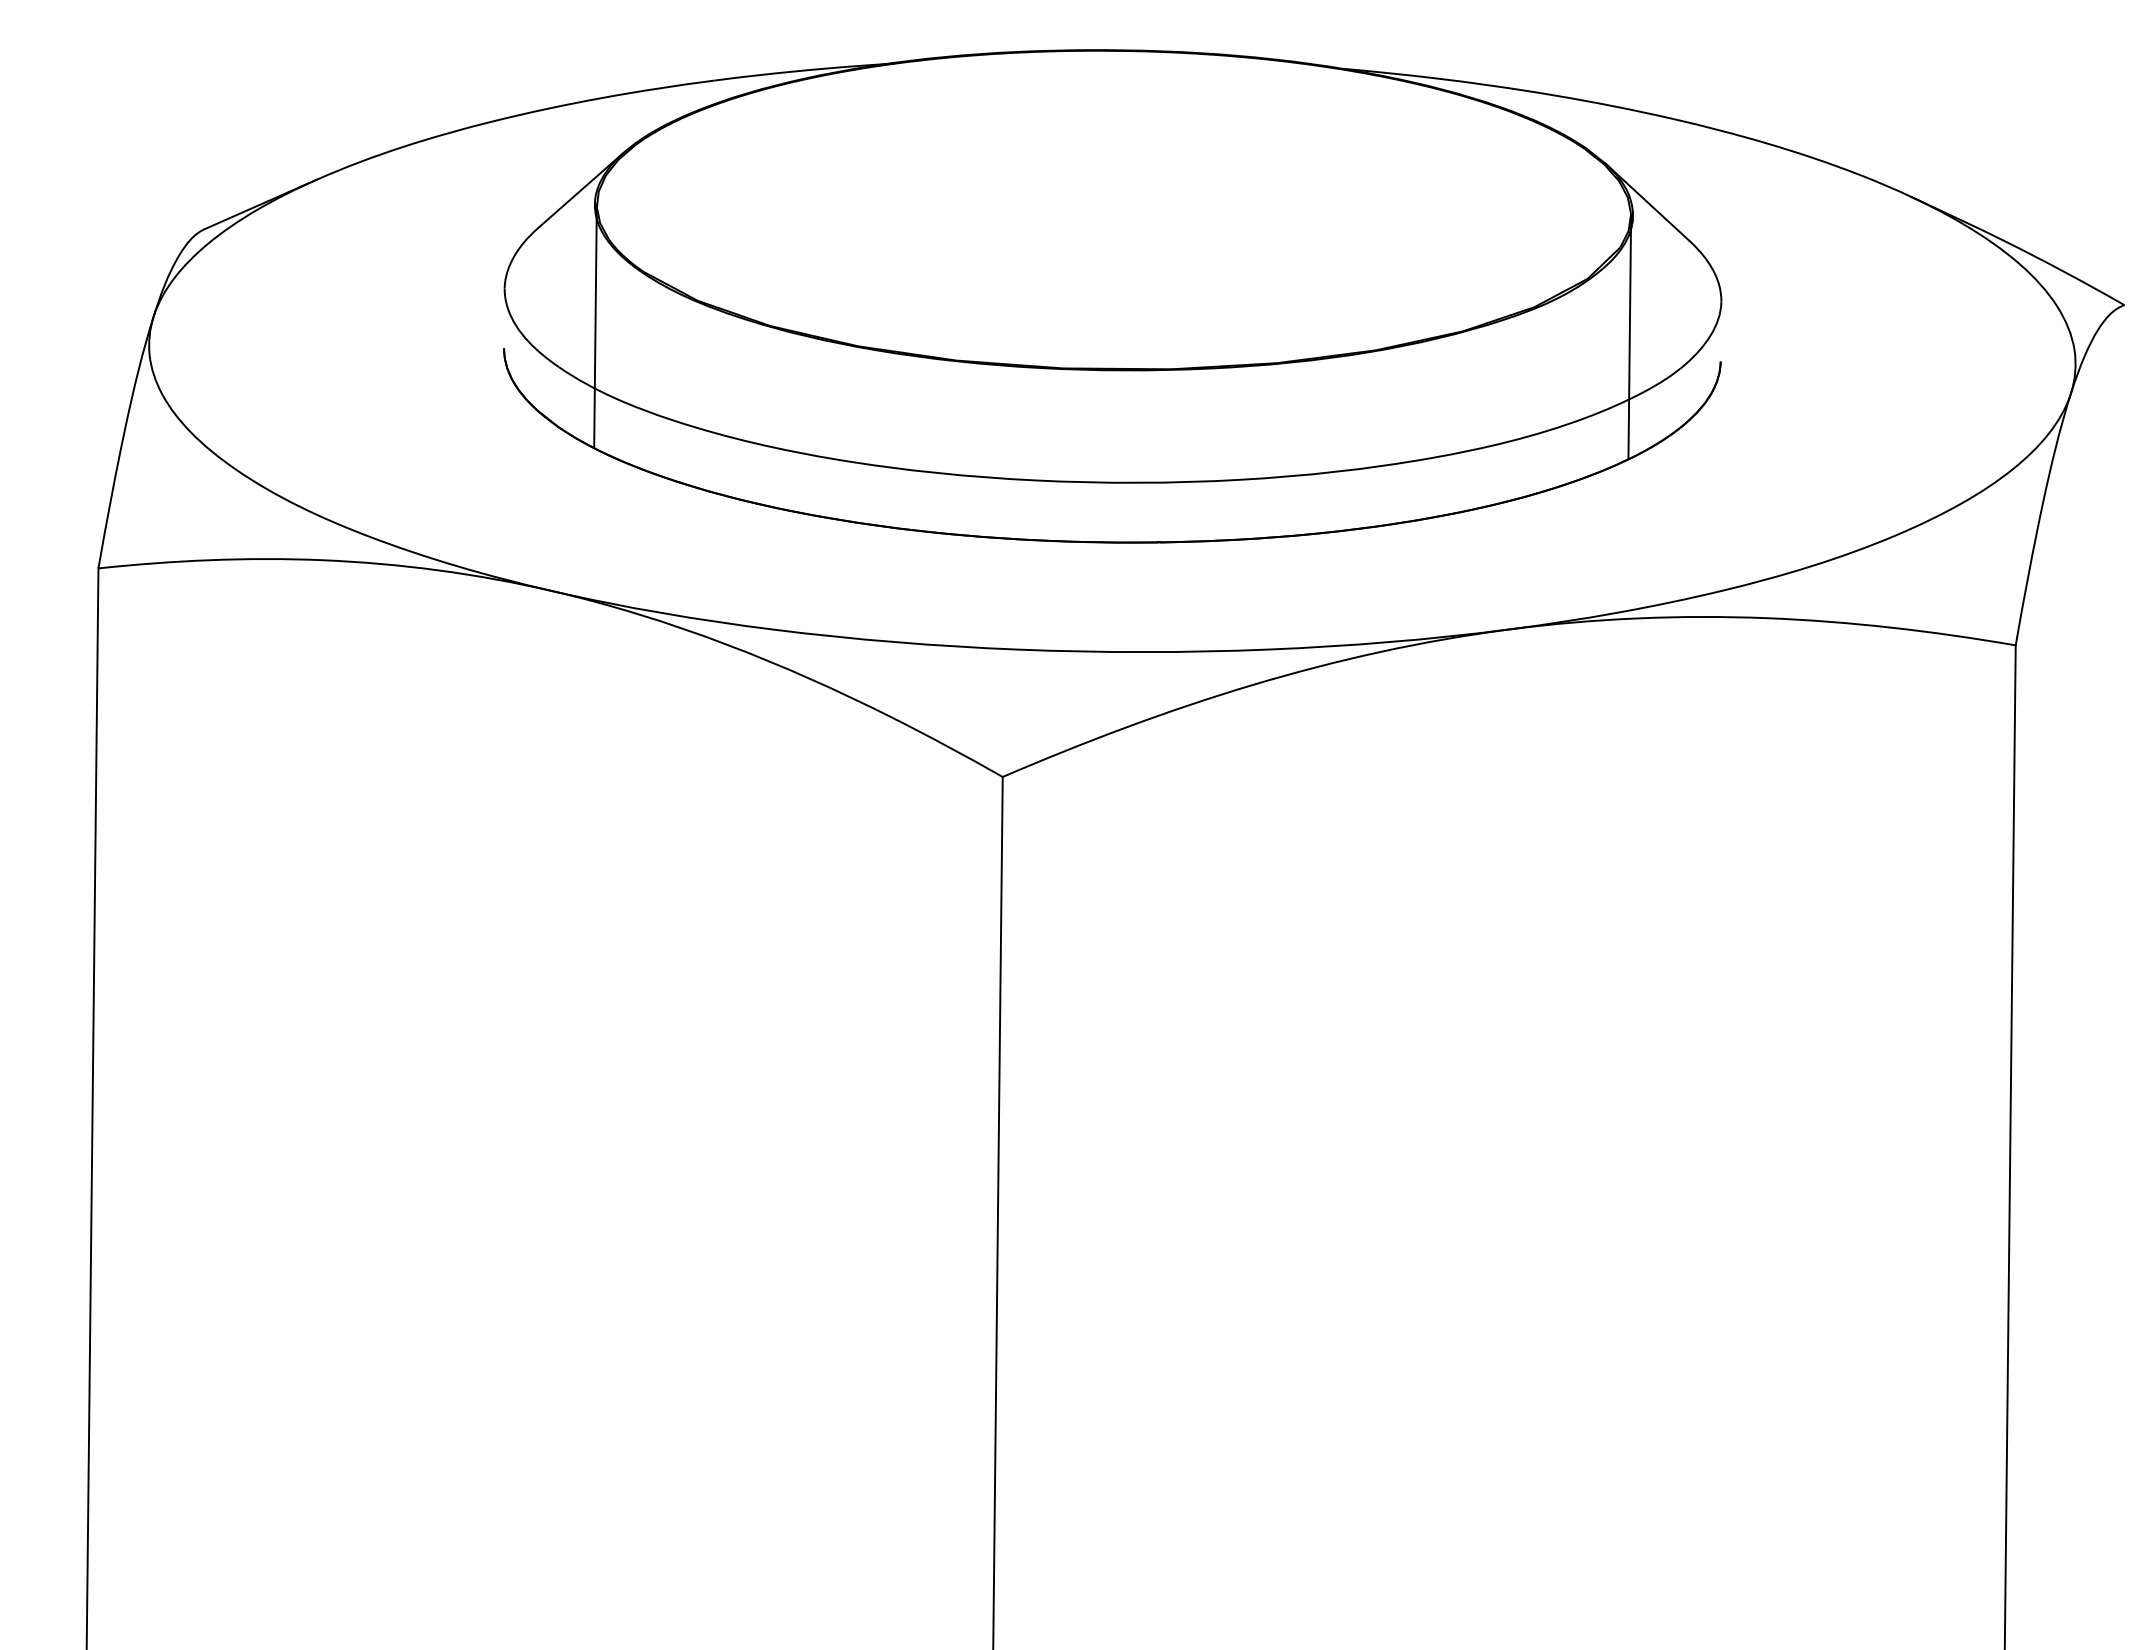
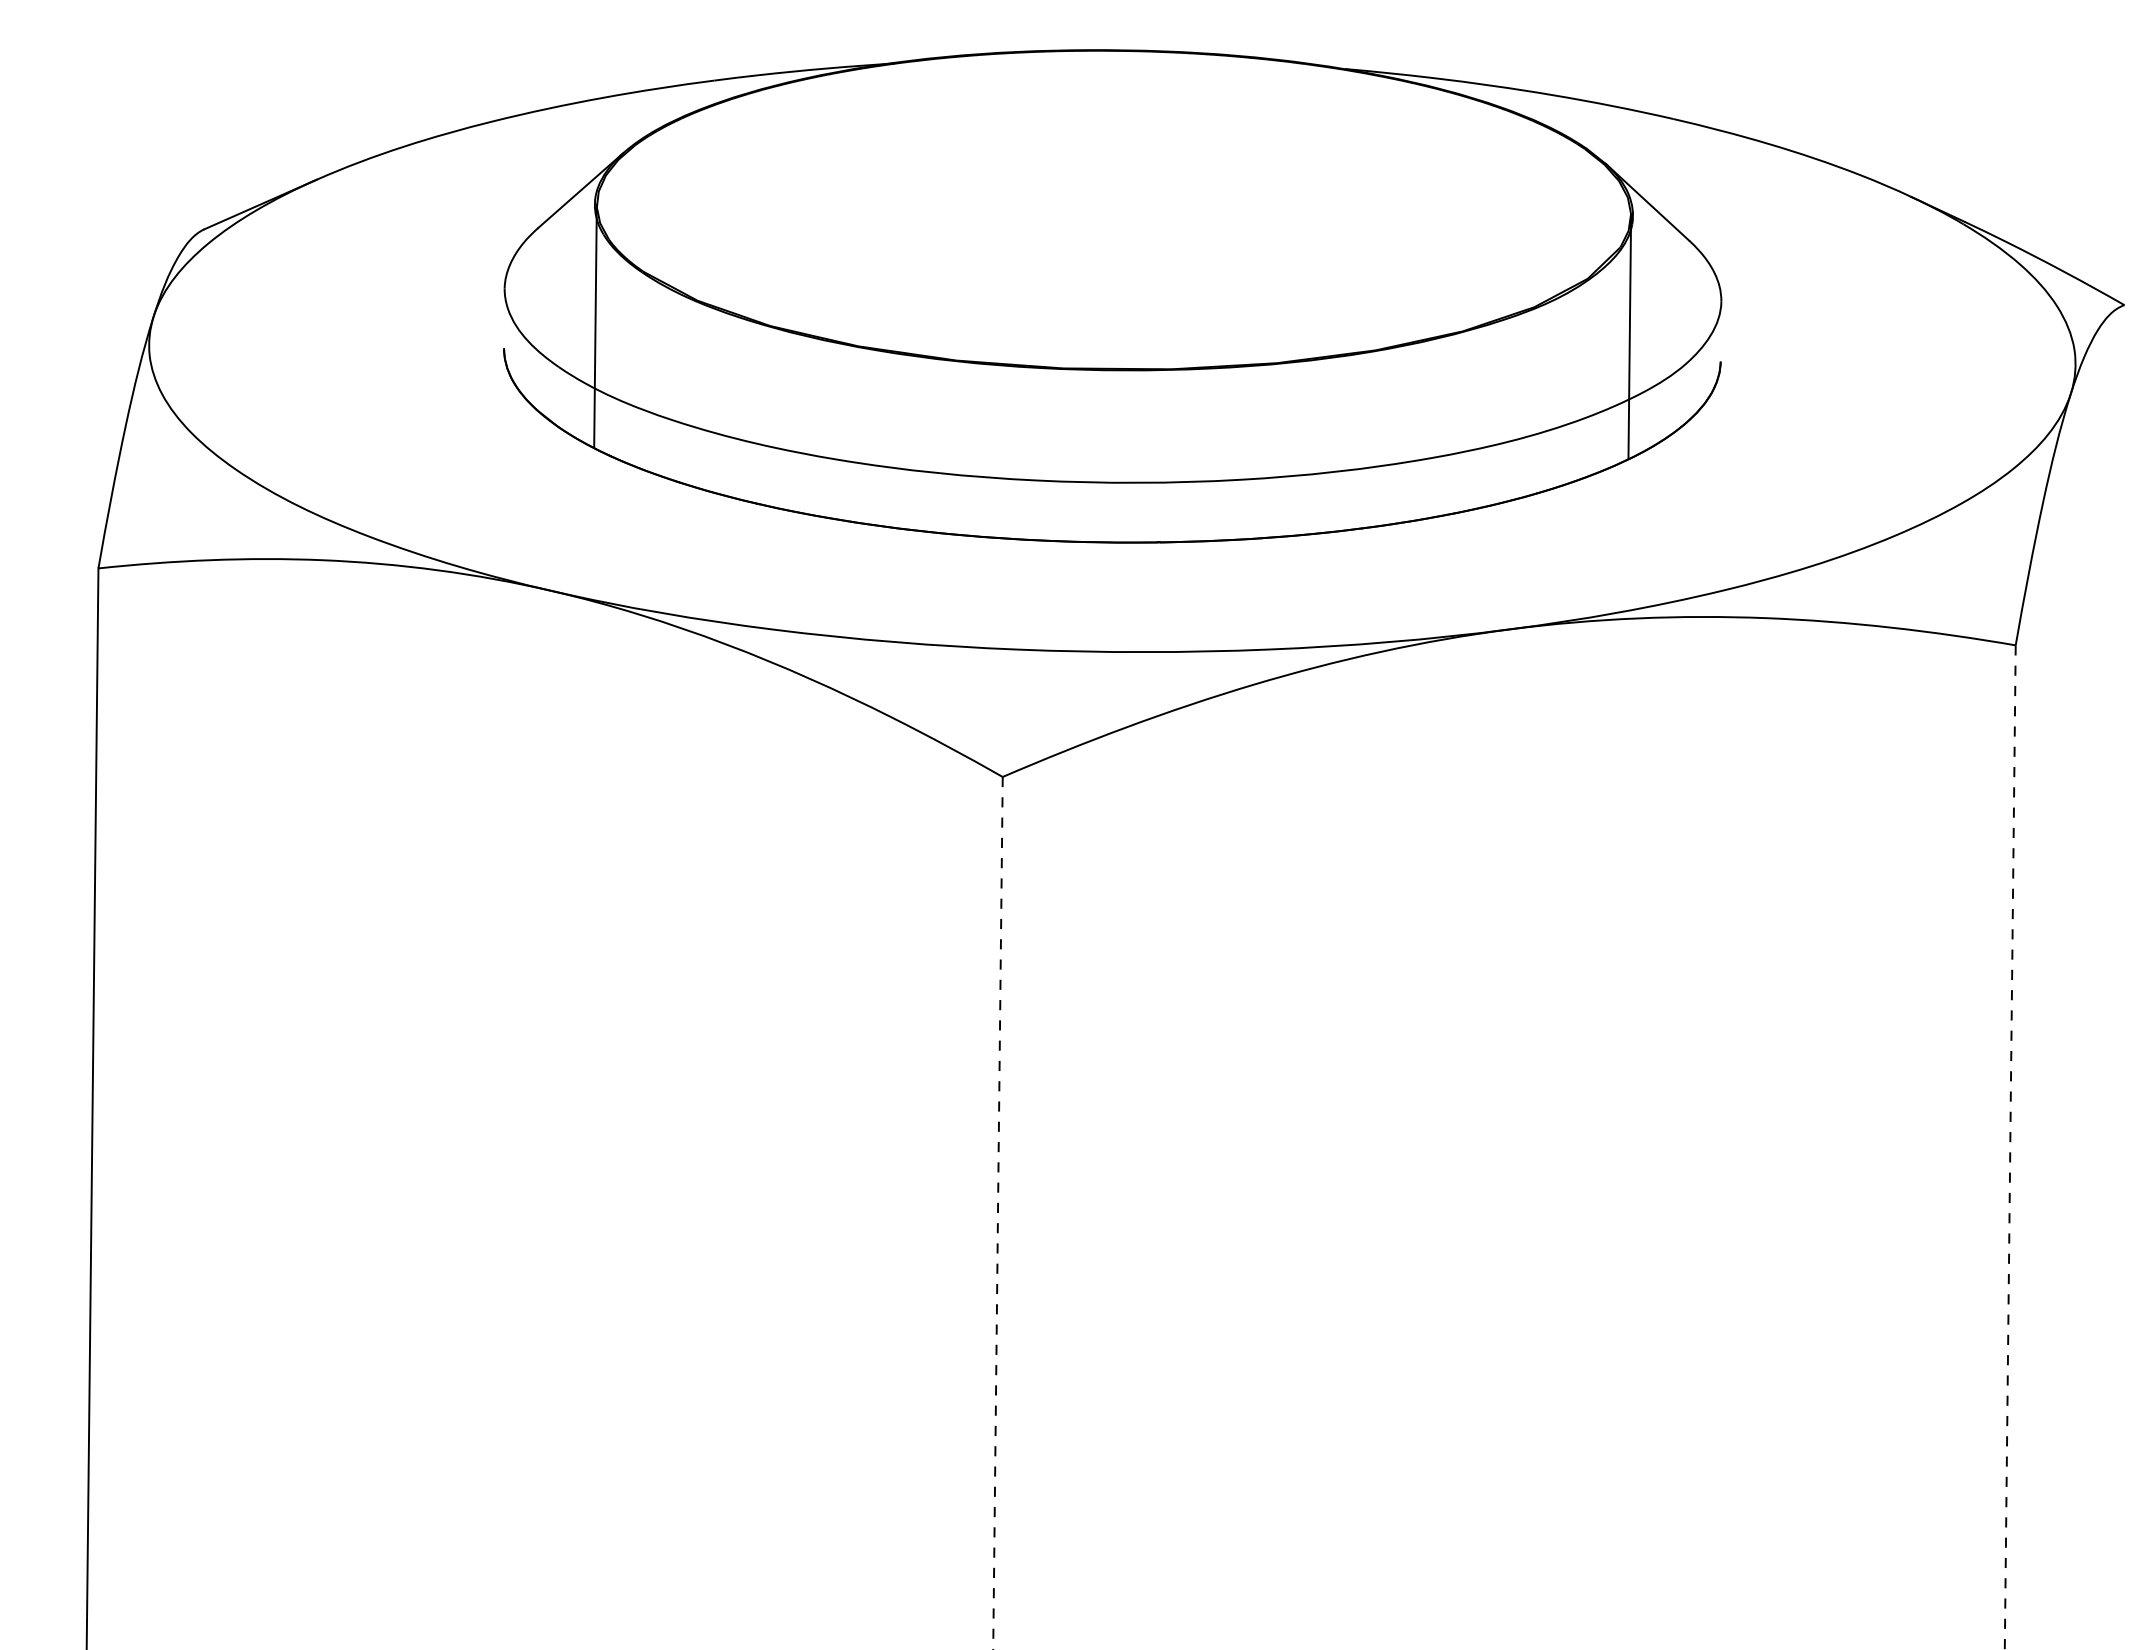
line: solid -> dashed (2010, 1147)
line: solid -> dashed (997, 1213)
